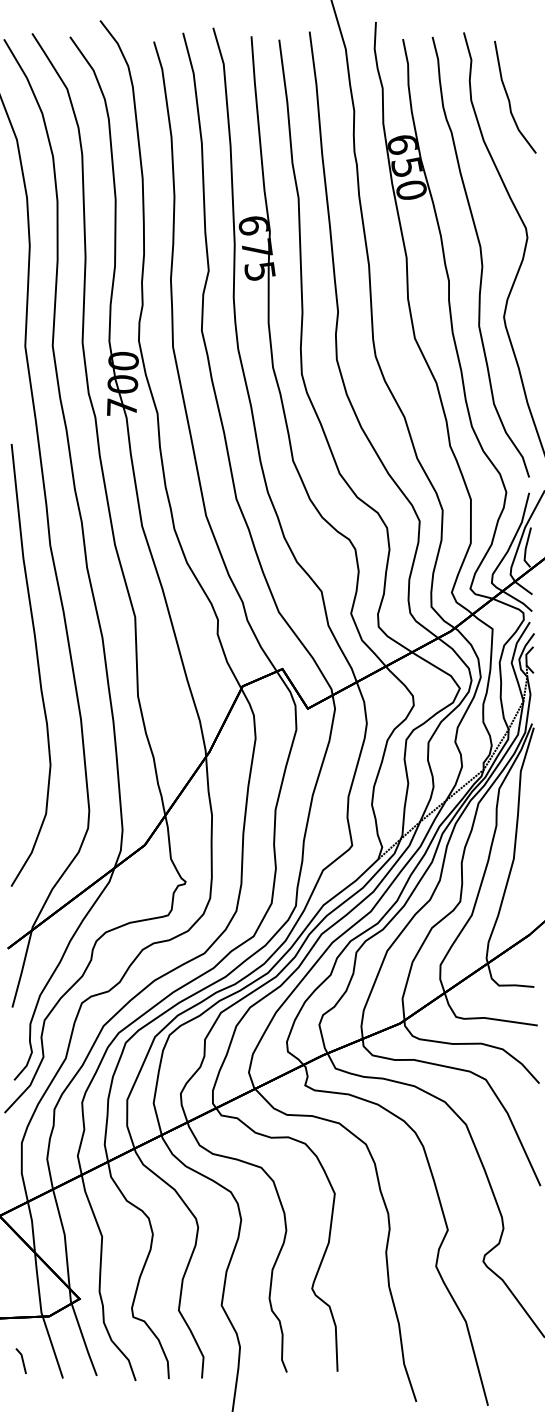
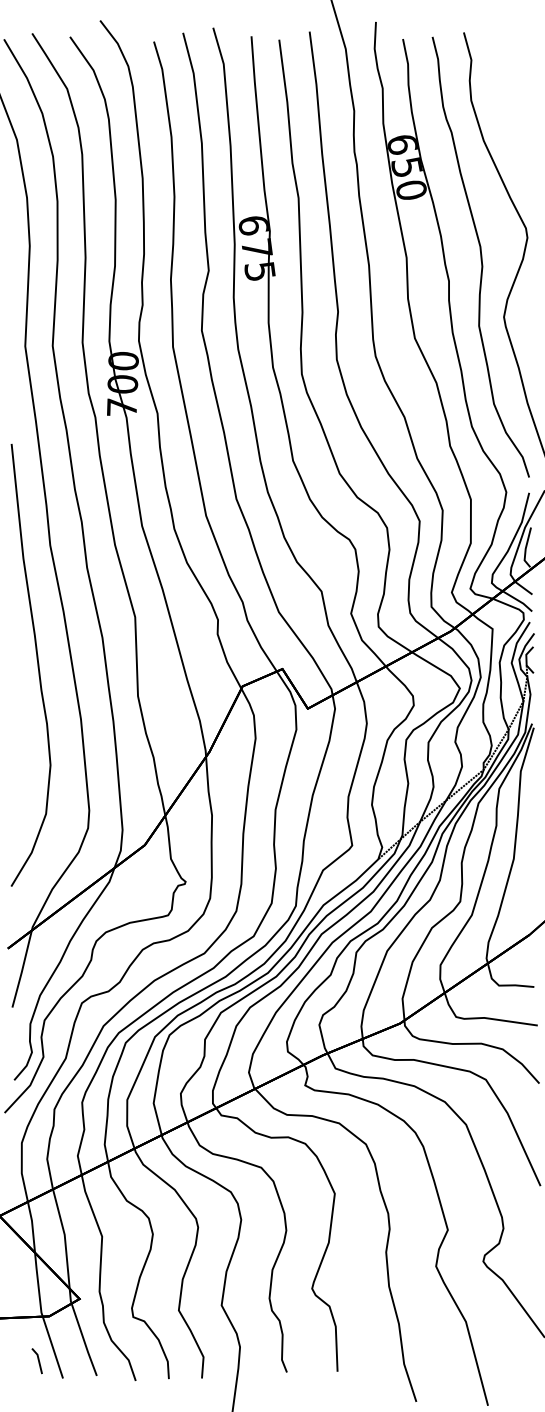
curve: present -> none (509, 98)
line position: (22, 1361) -> (38, 1361) (38, 1361)
